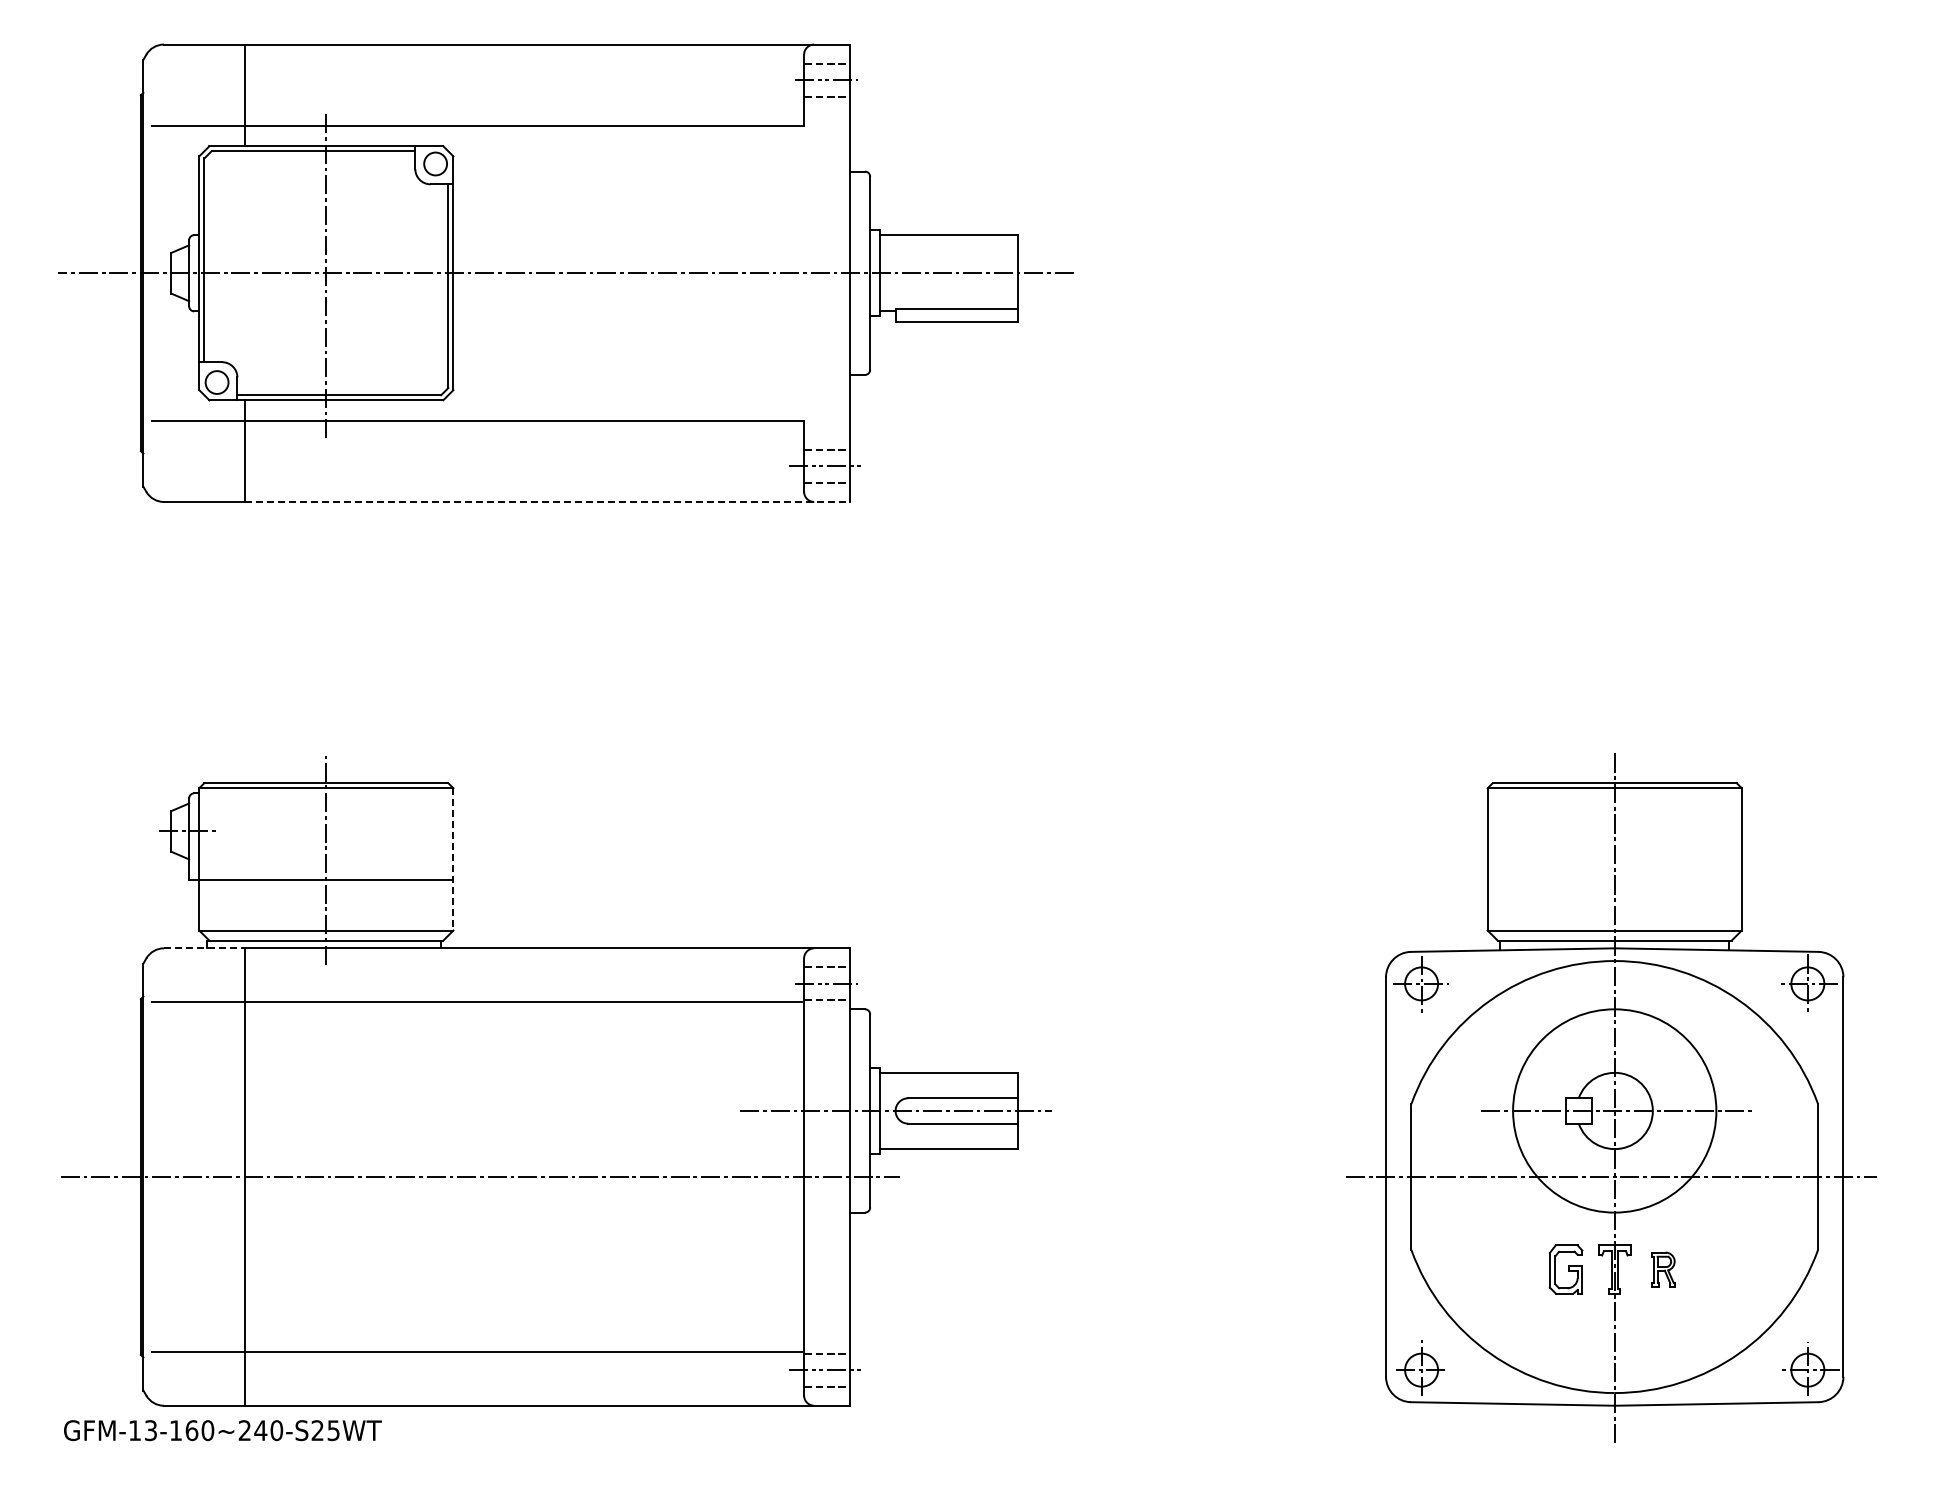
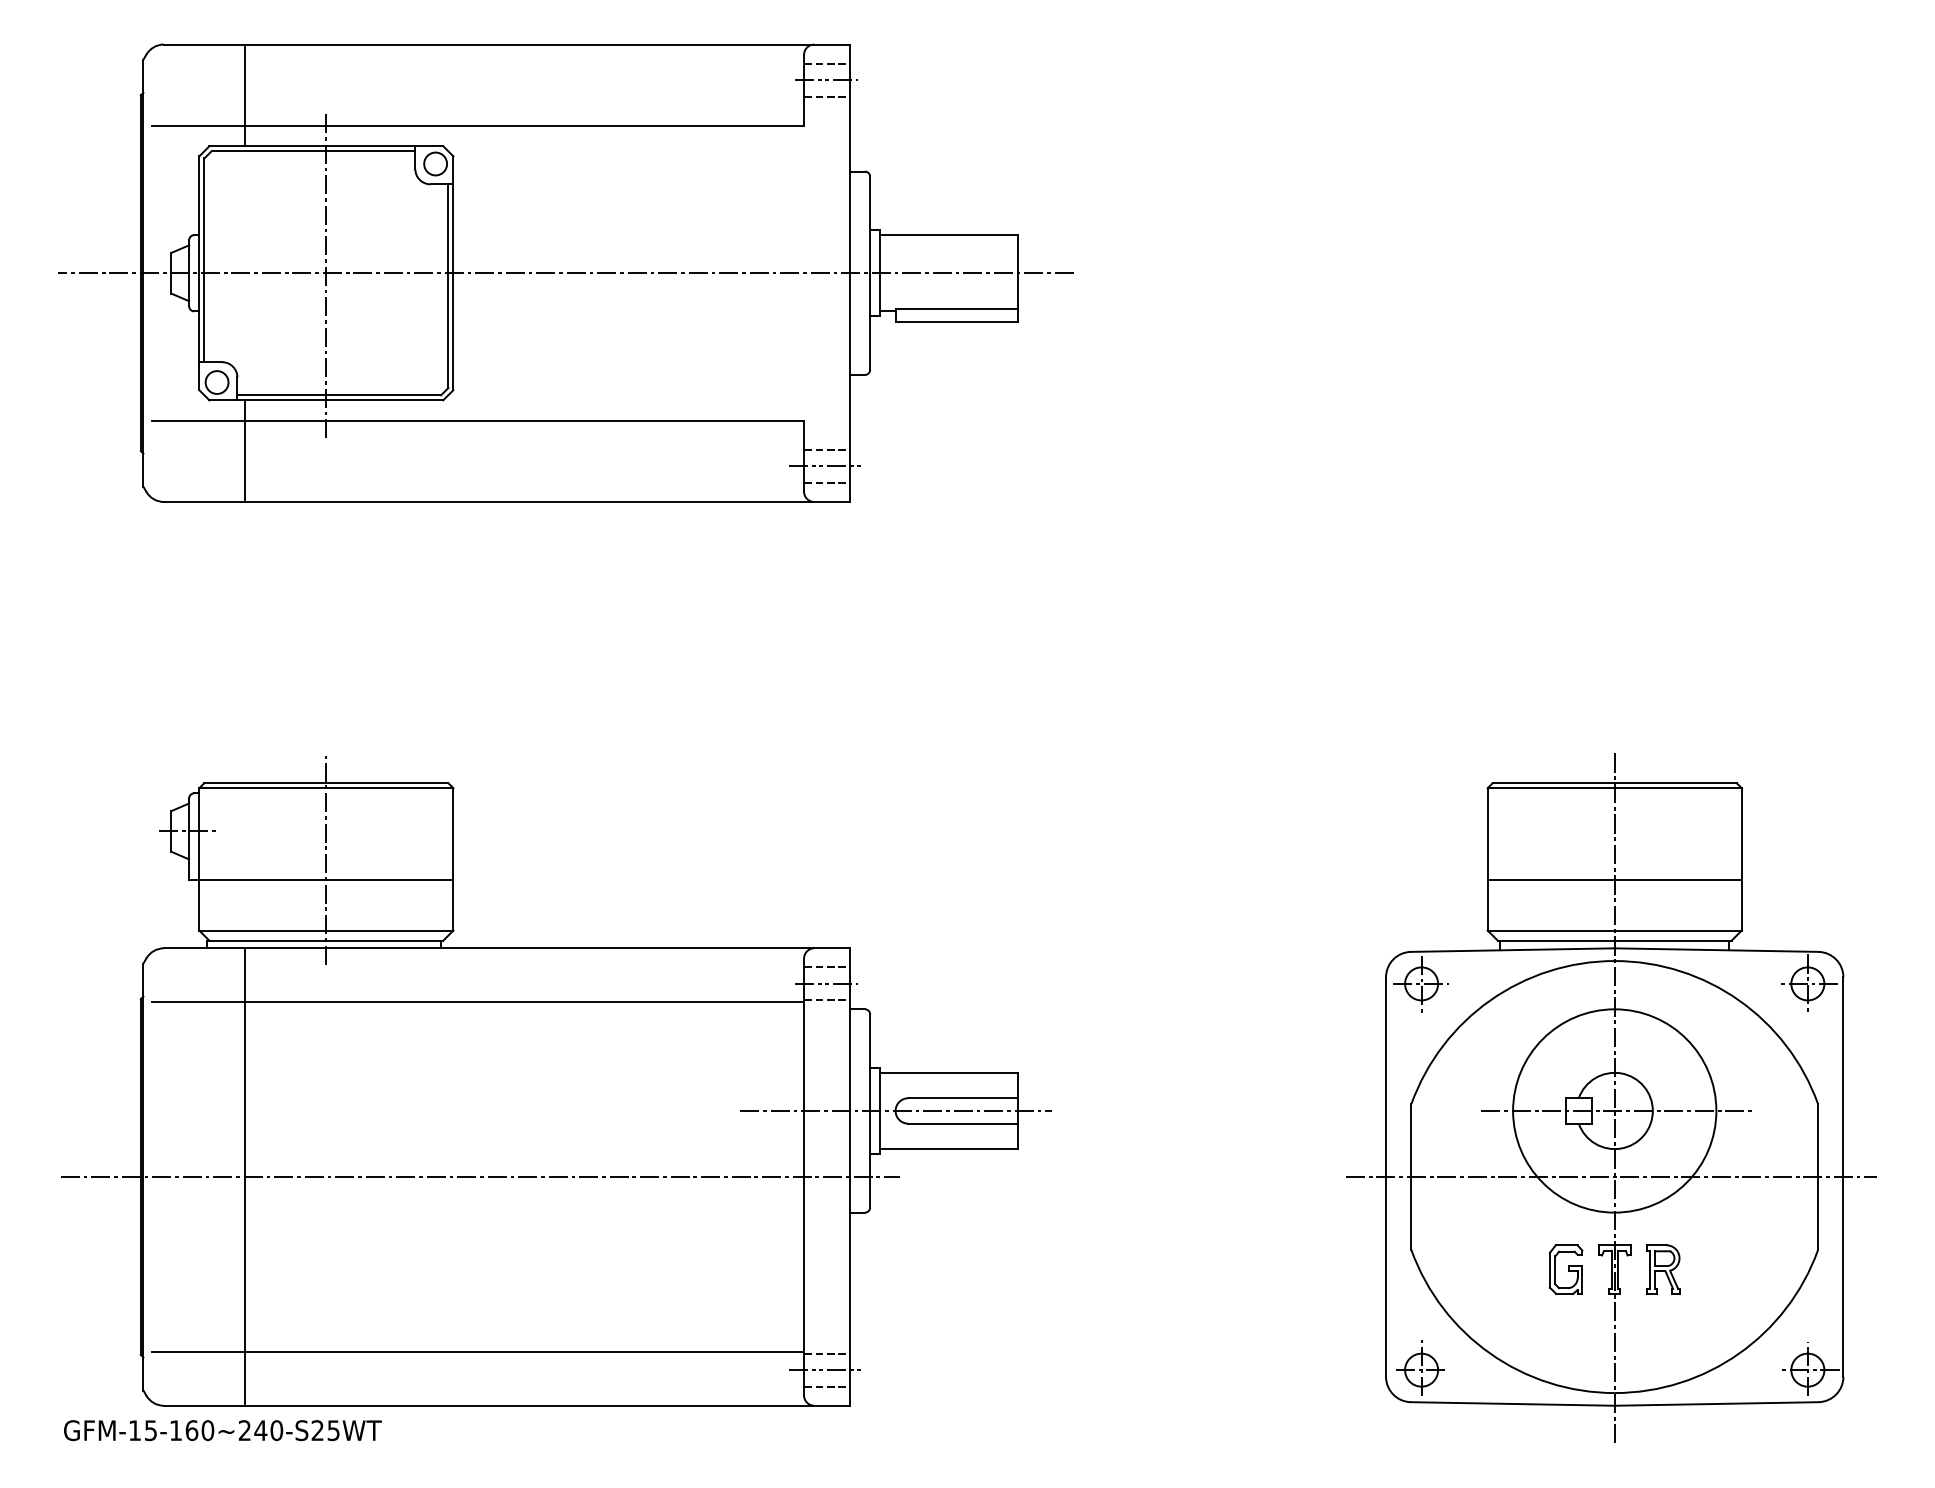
line: dashed -> solid (547, 501)
line: dashed -> solid (453, 859)
line: none -> present (1614, 879)
line: dashed -> solid (204, 948)
part size: 25x37 px -> 35x51 px (1663, 1269)
text: GFM-13-160~240-S25WT -> GFM-15-160~240-S25WT (150, 1430)
